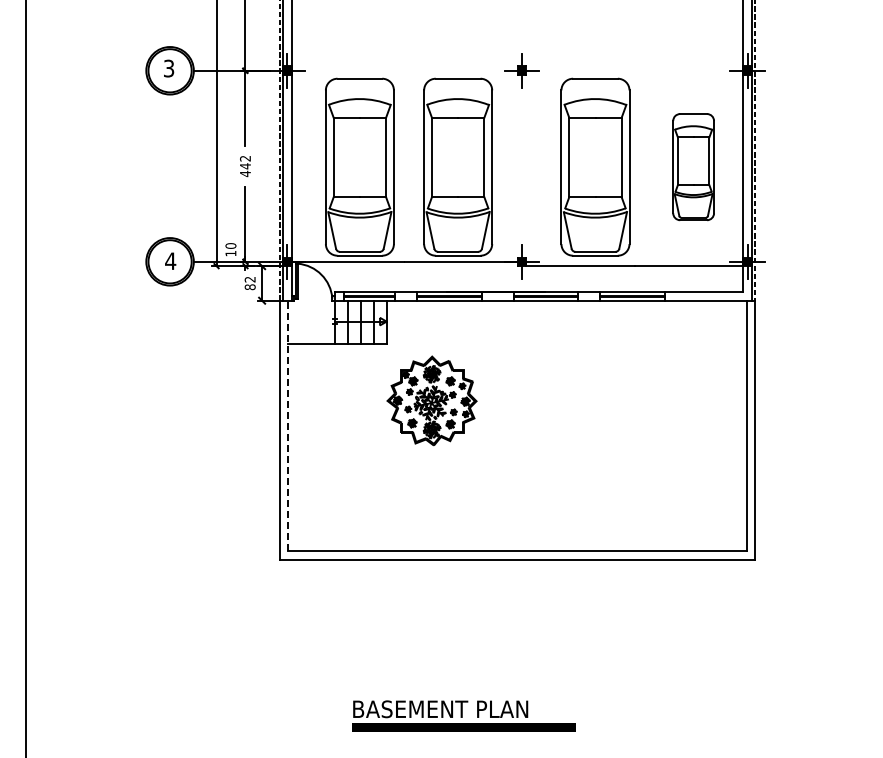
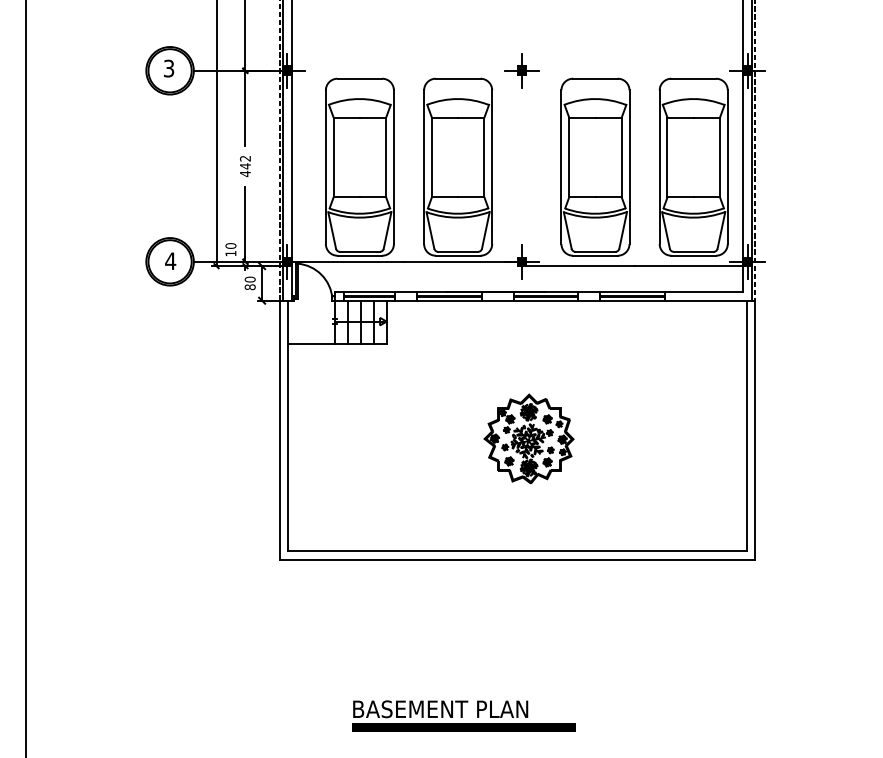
part size: 43x109 px -> 71x180 px (693, 166)
text: 82 -> 80 (249, 279)
part position: (431, 400) -> (528, 438) (528, 438)
line: dashed -> solid (288, 425)
